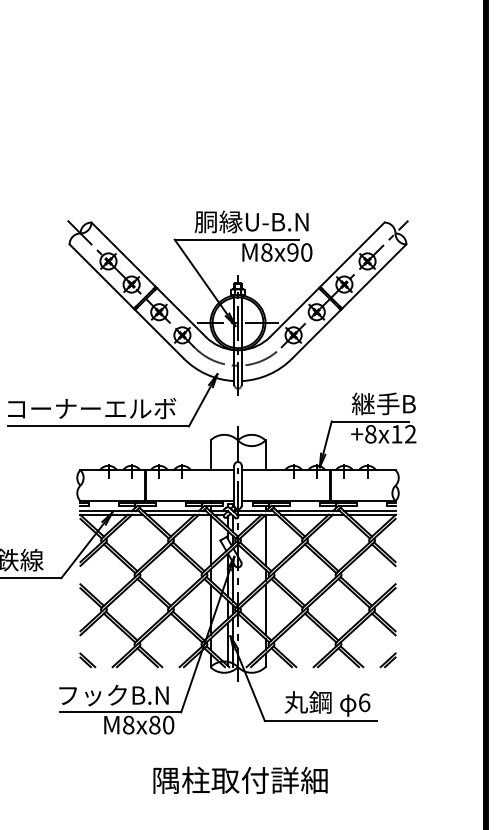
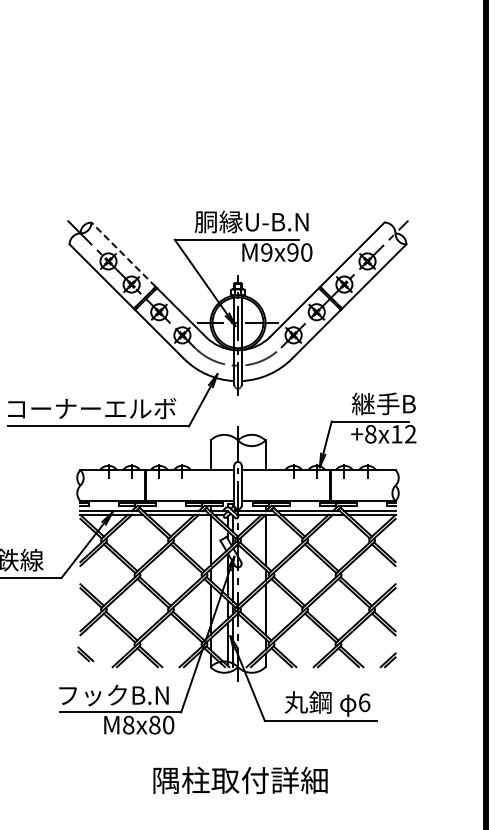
text: M8x90 -> M9x90 (266, 252)
line: solid -> dashed (123, 254)
part position: (87, 660) -> (85, 654) (85, 654)
